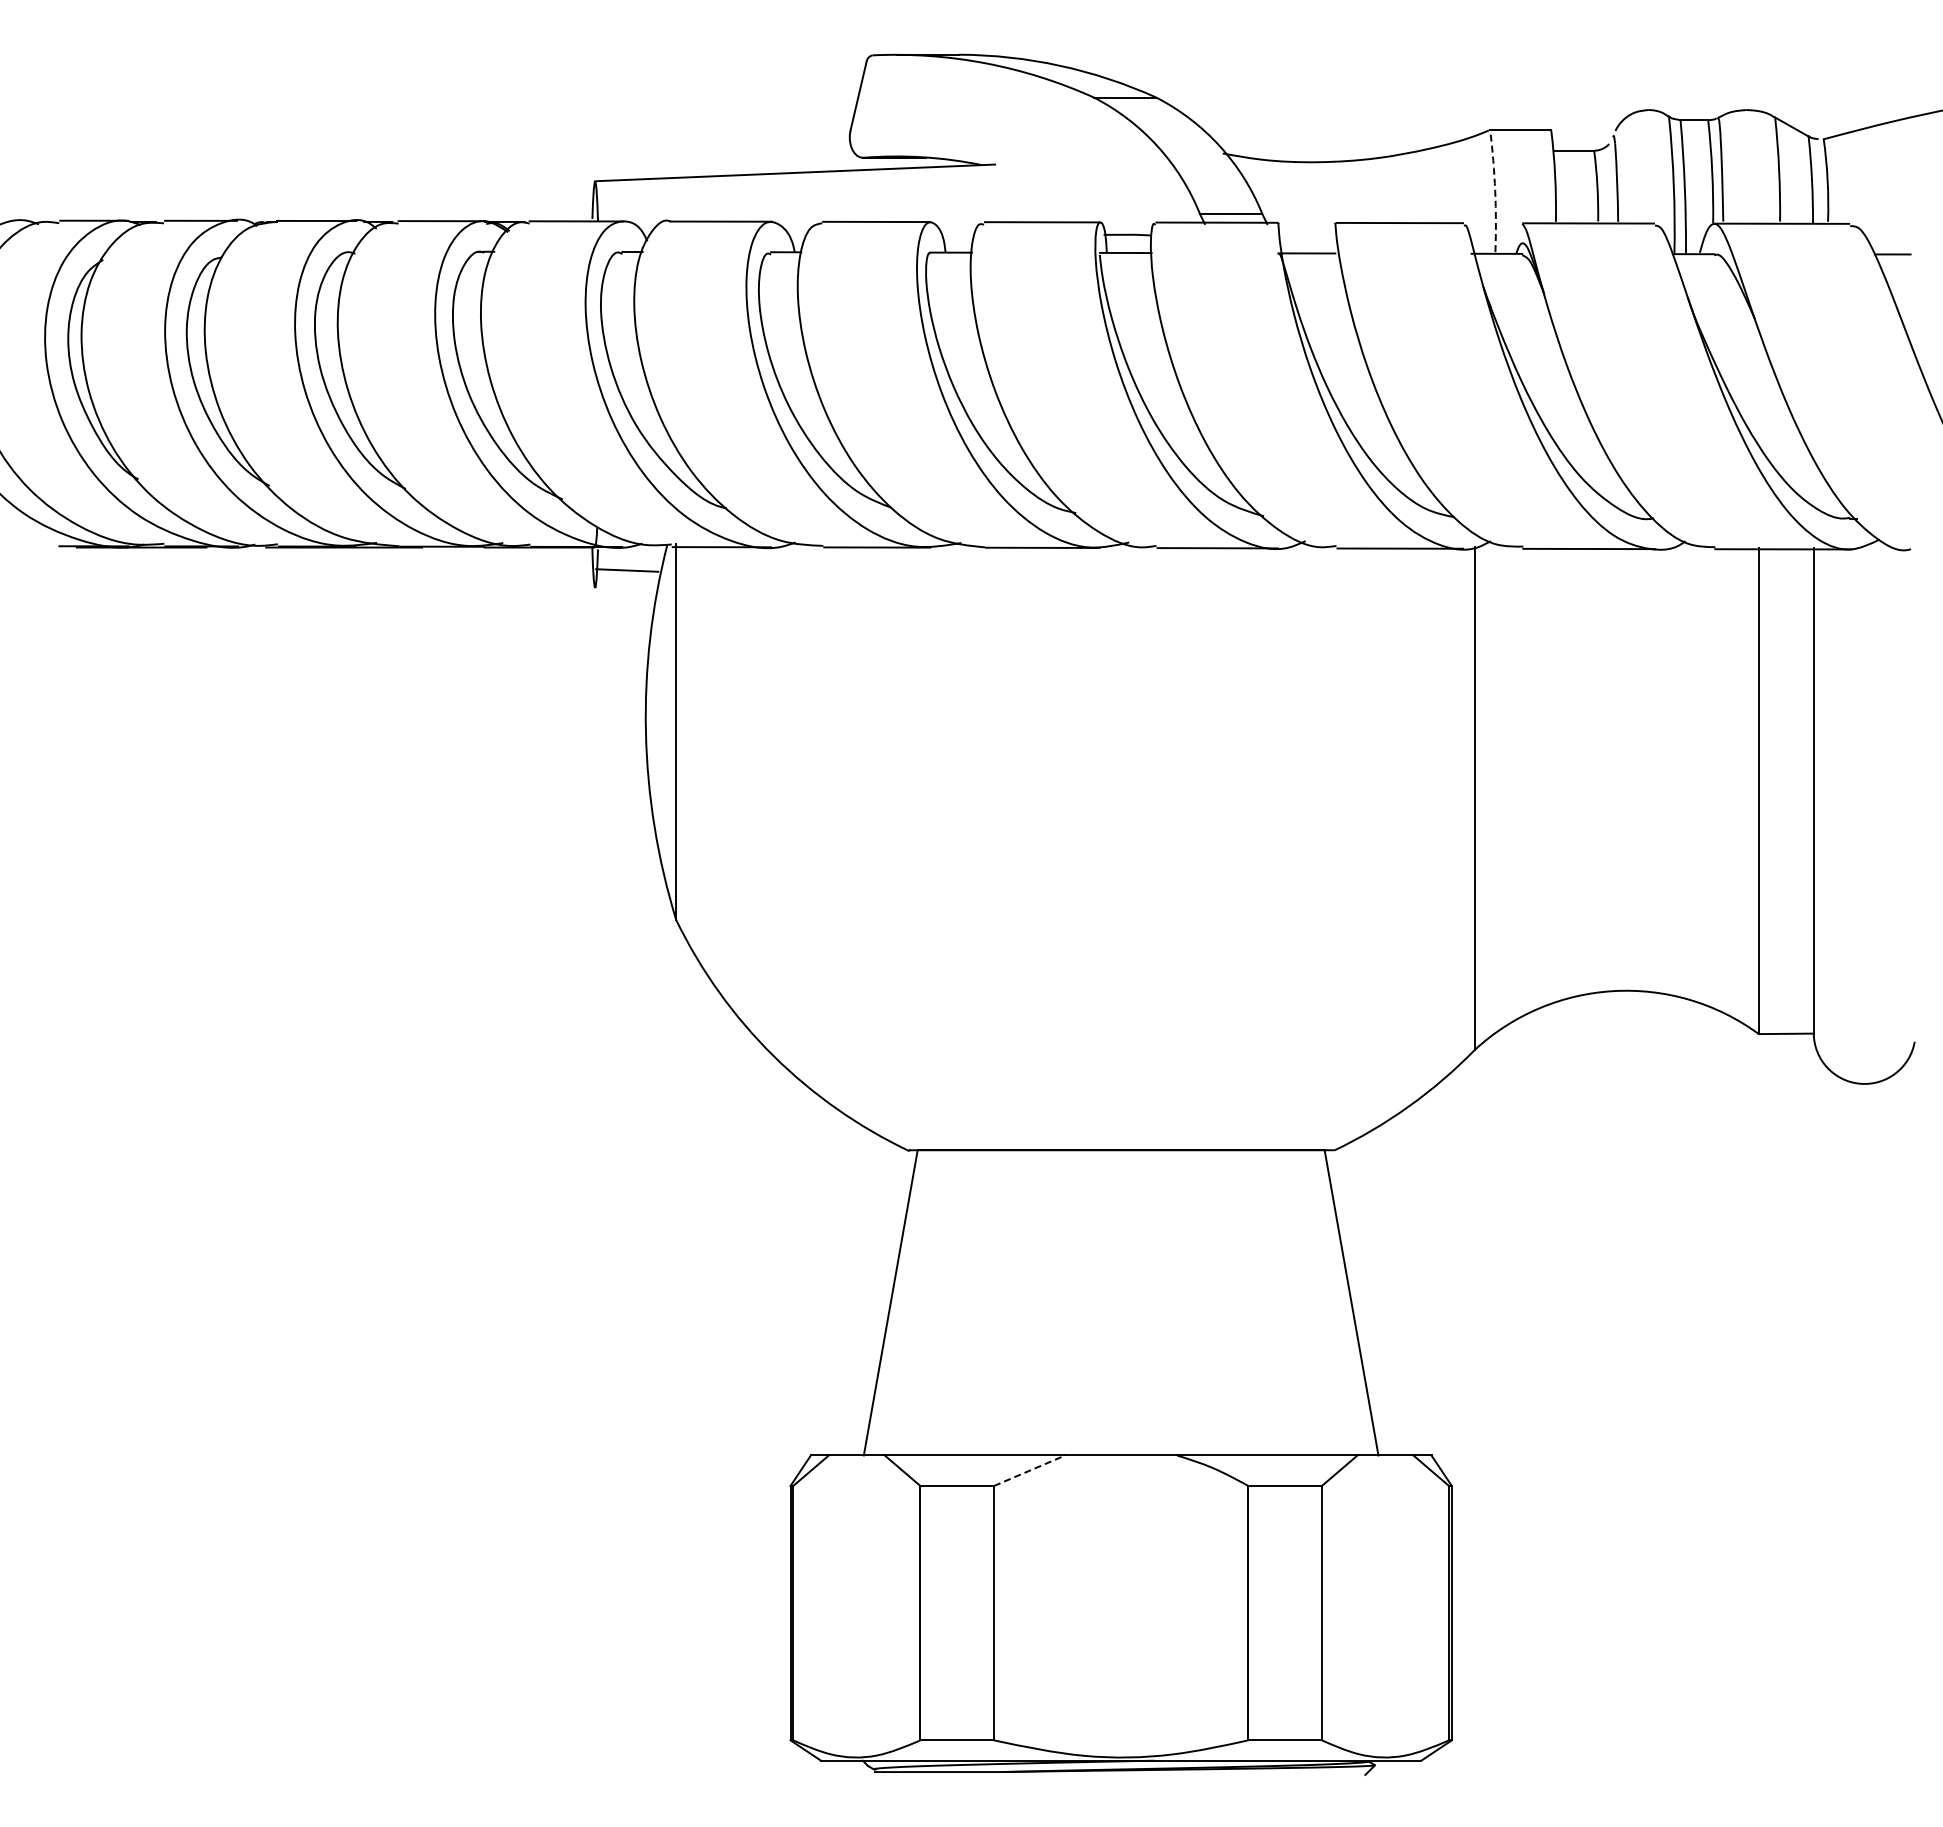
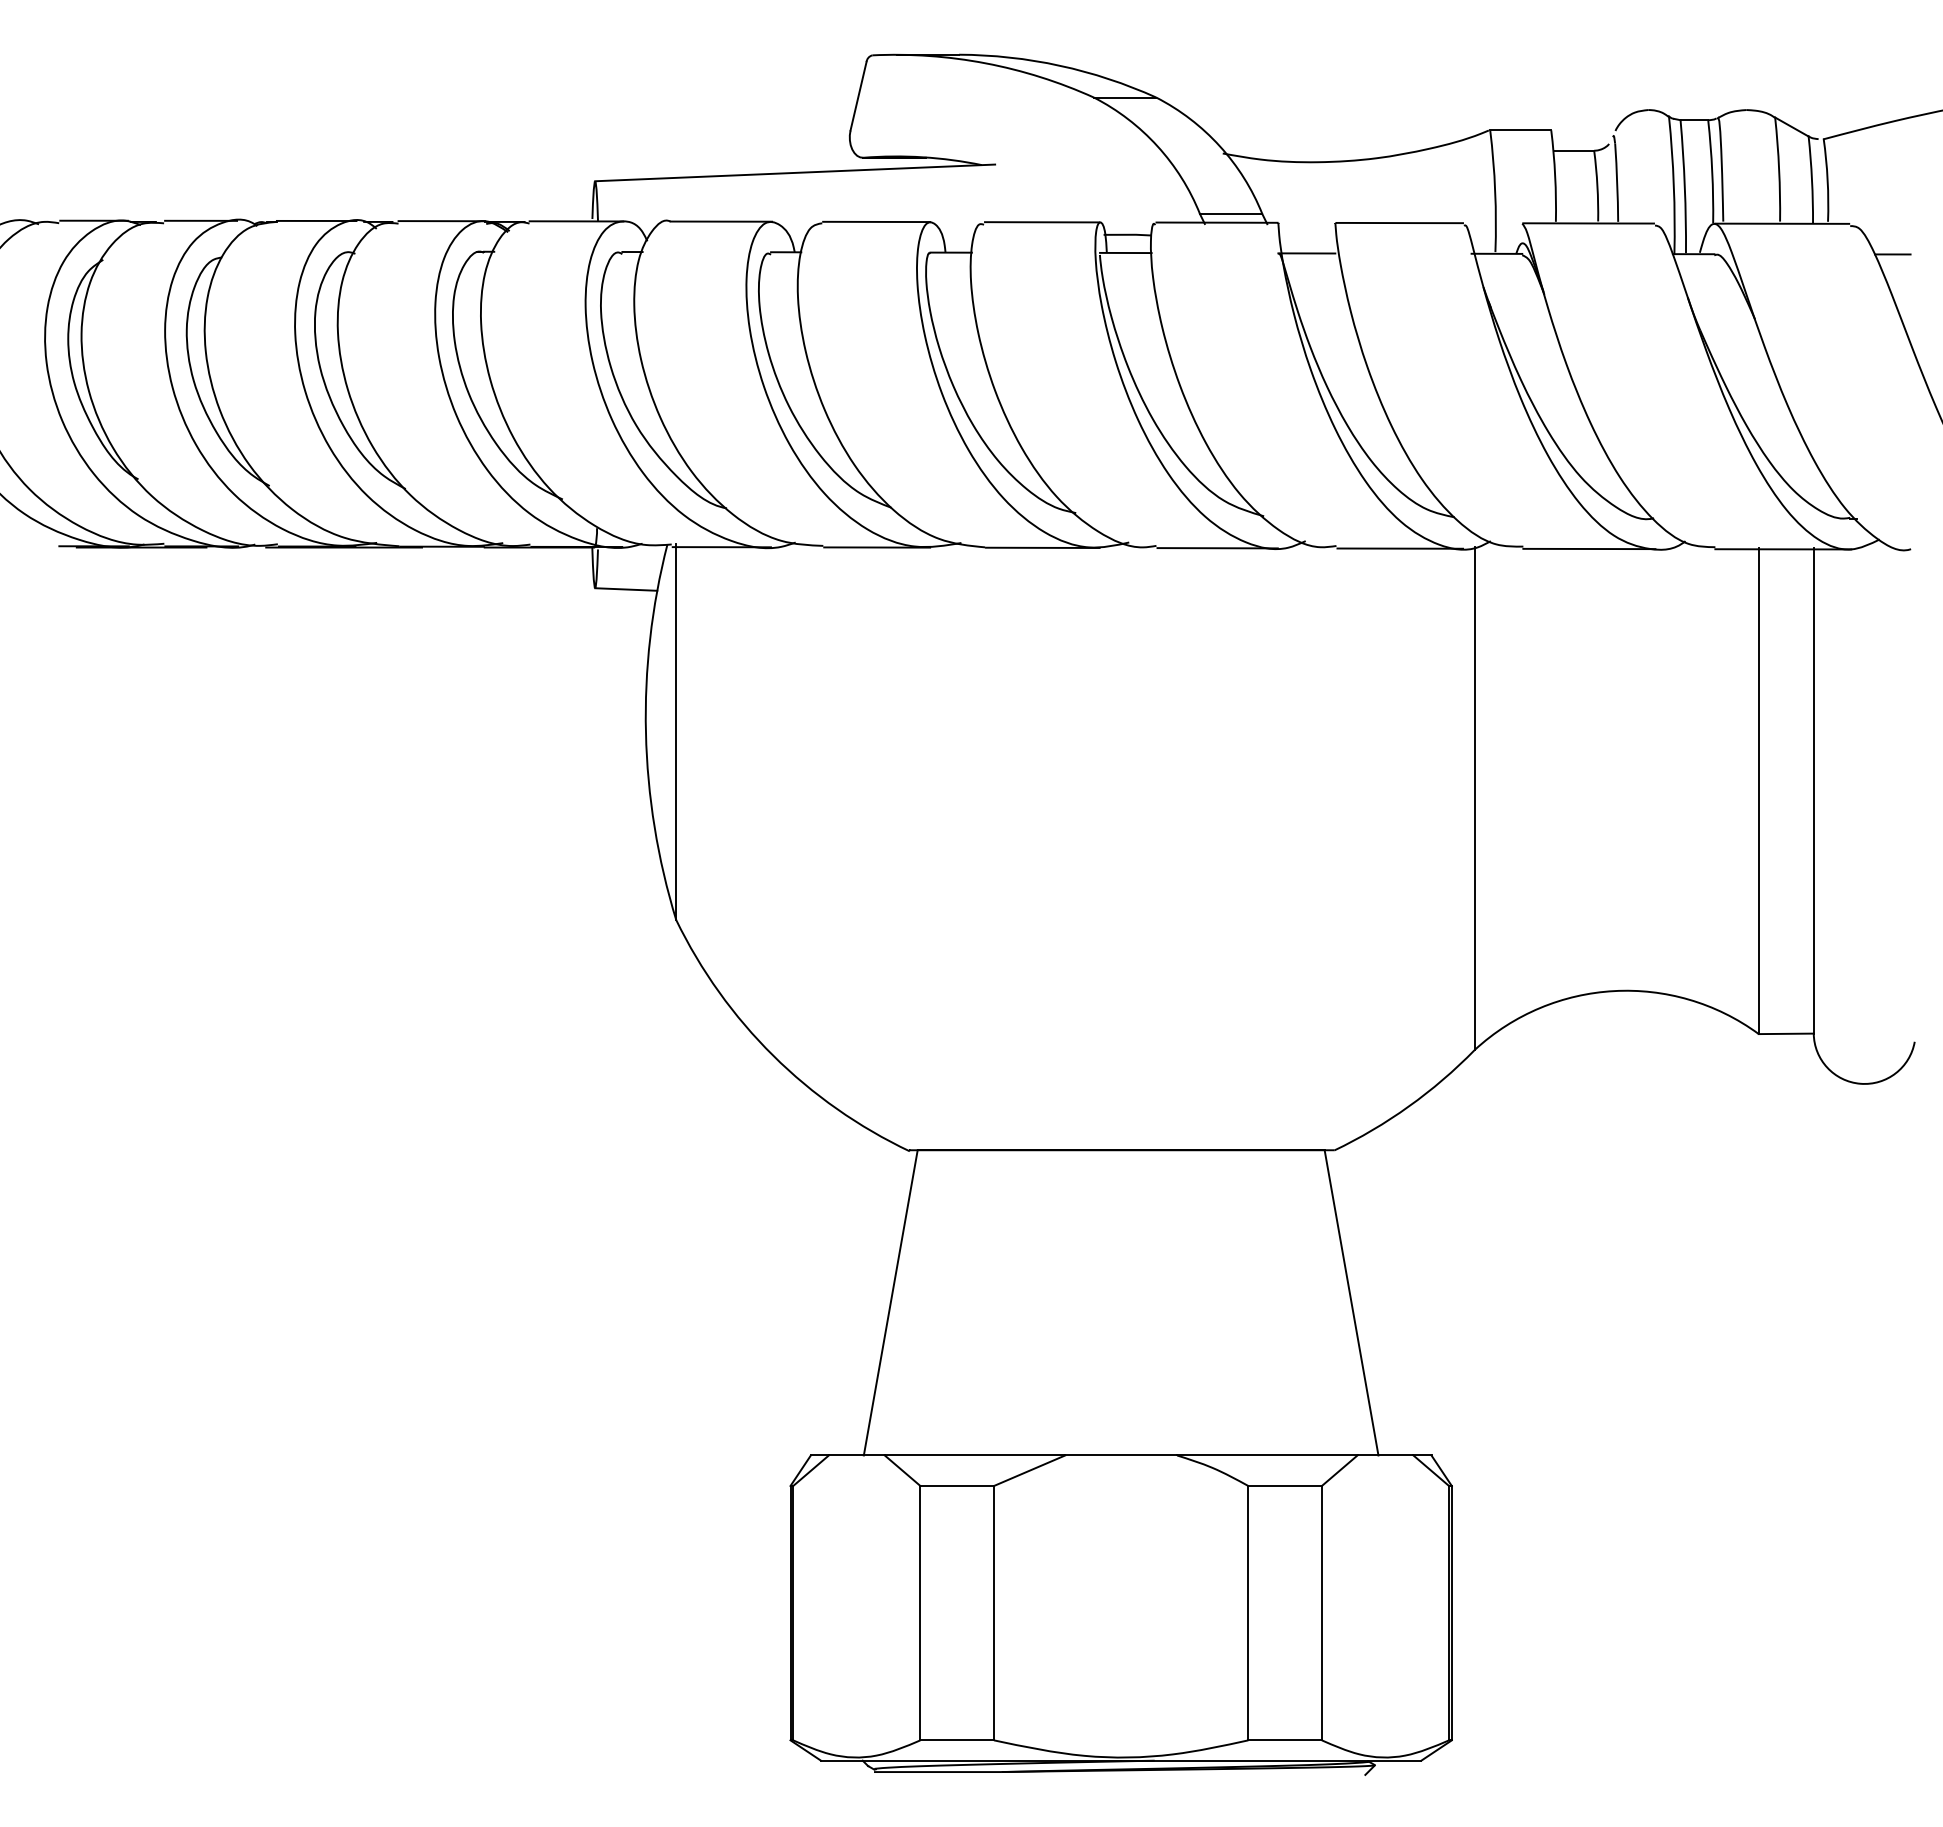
arc: dashed -> solid (1495, 191)
line position: (627, 570) -> (626, 589) (626, 589)
line: dashed -> solid (1029, 1470)
